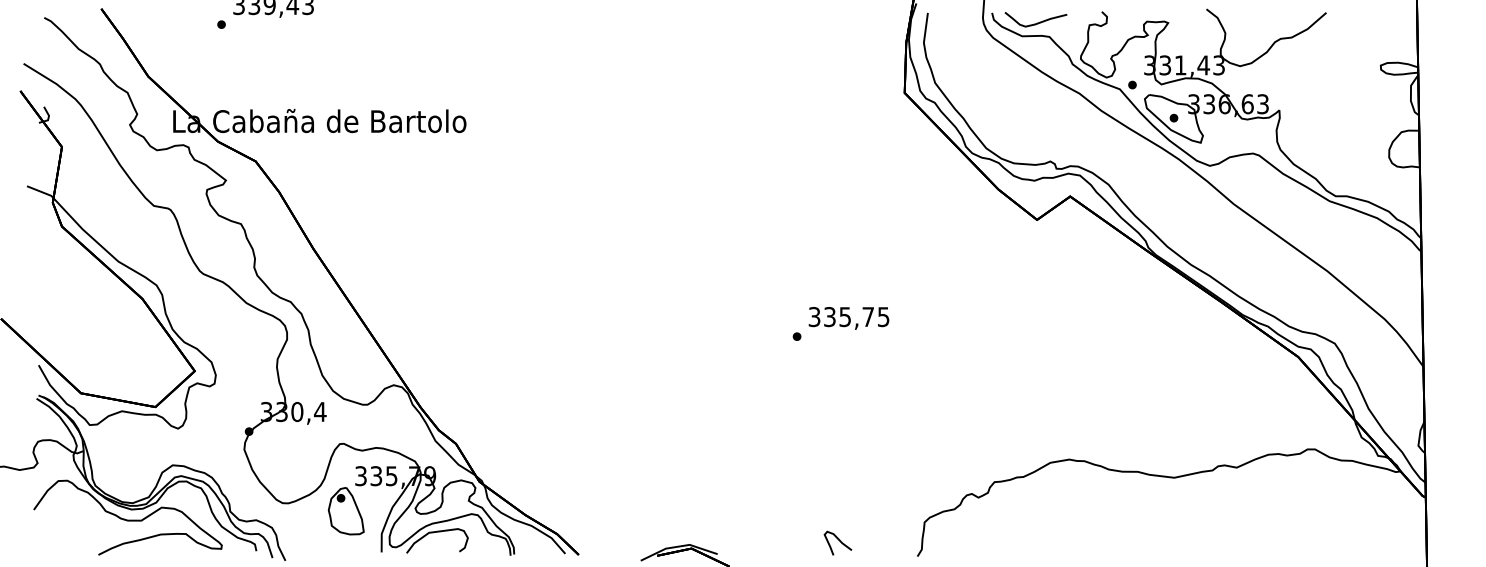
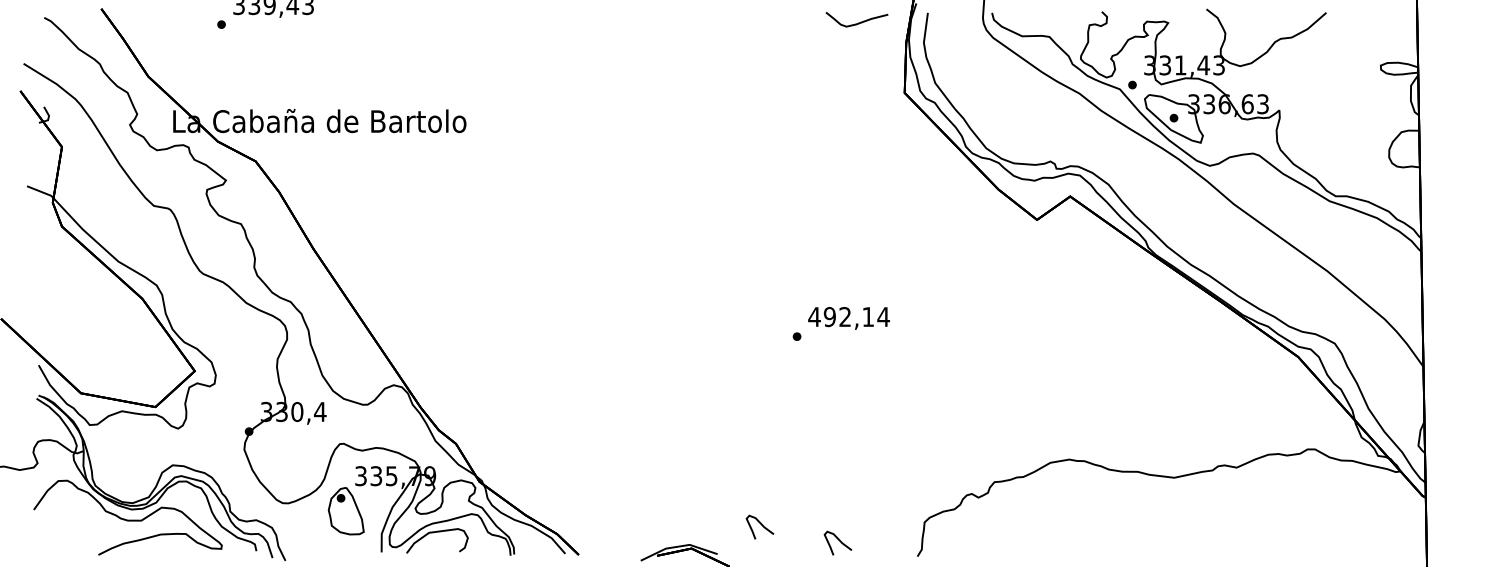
curve position: (1037, 22) -> (858, 22) (858, 22)
text: 335,75 -> 492,14 (848, 317)
curve: none -> present (760, 524)
